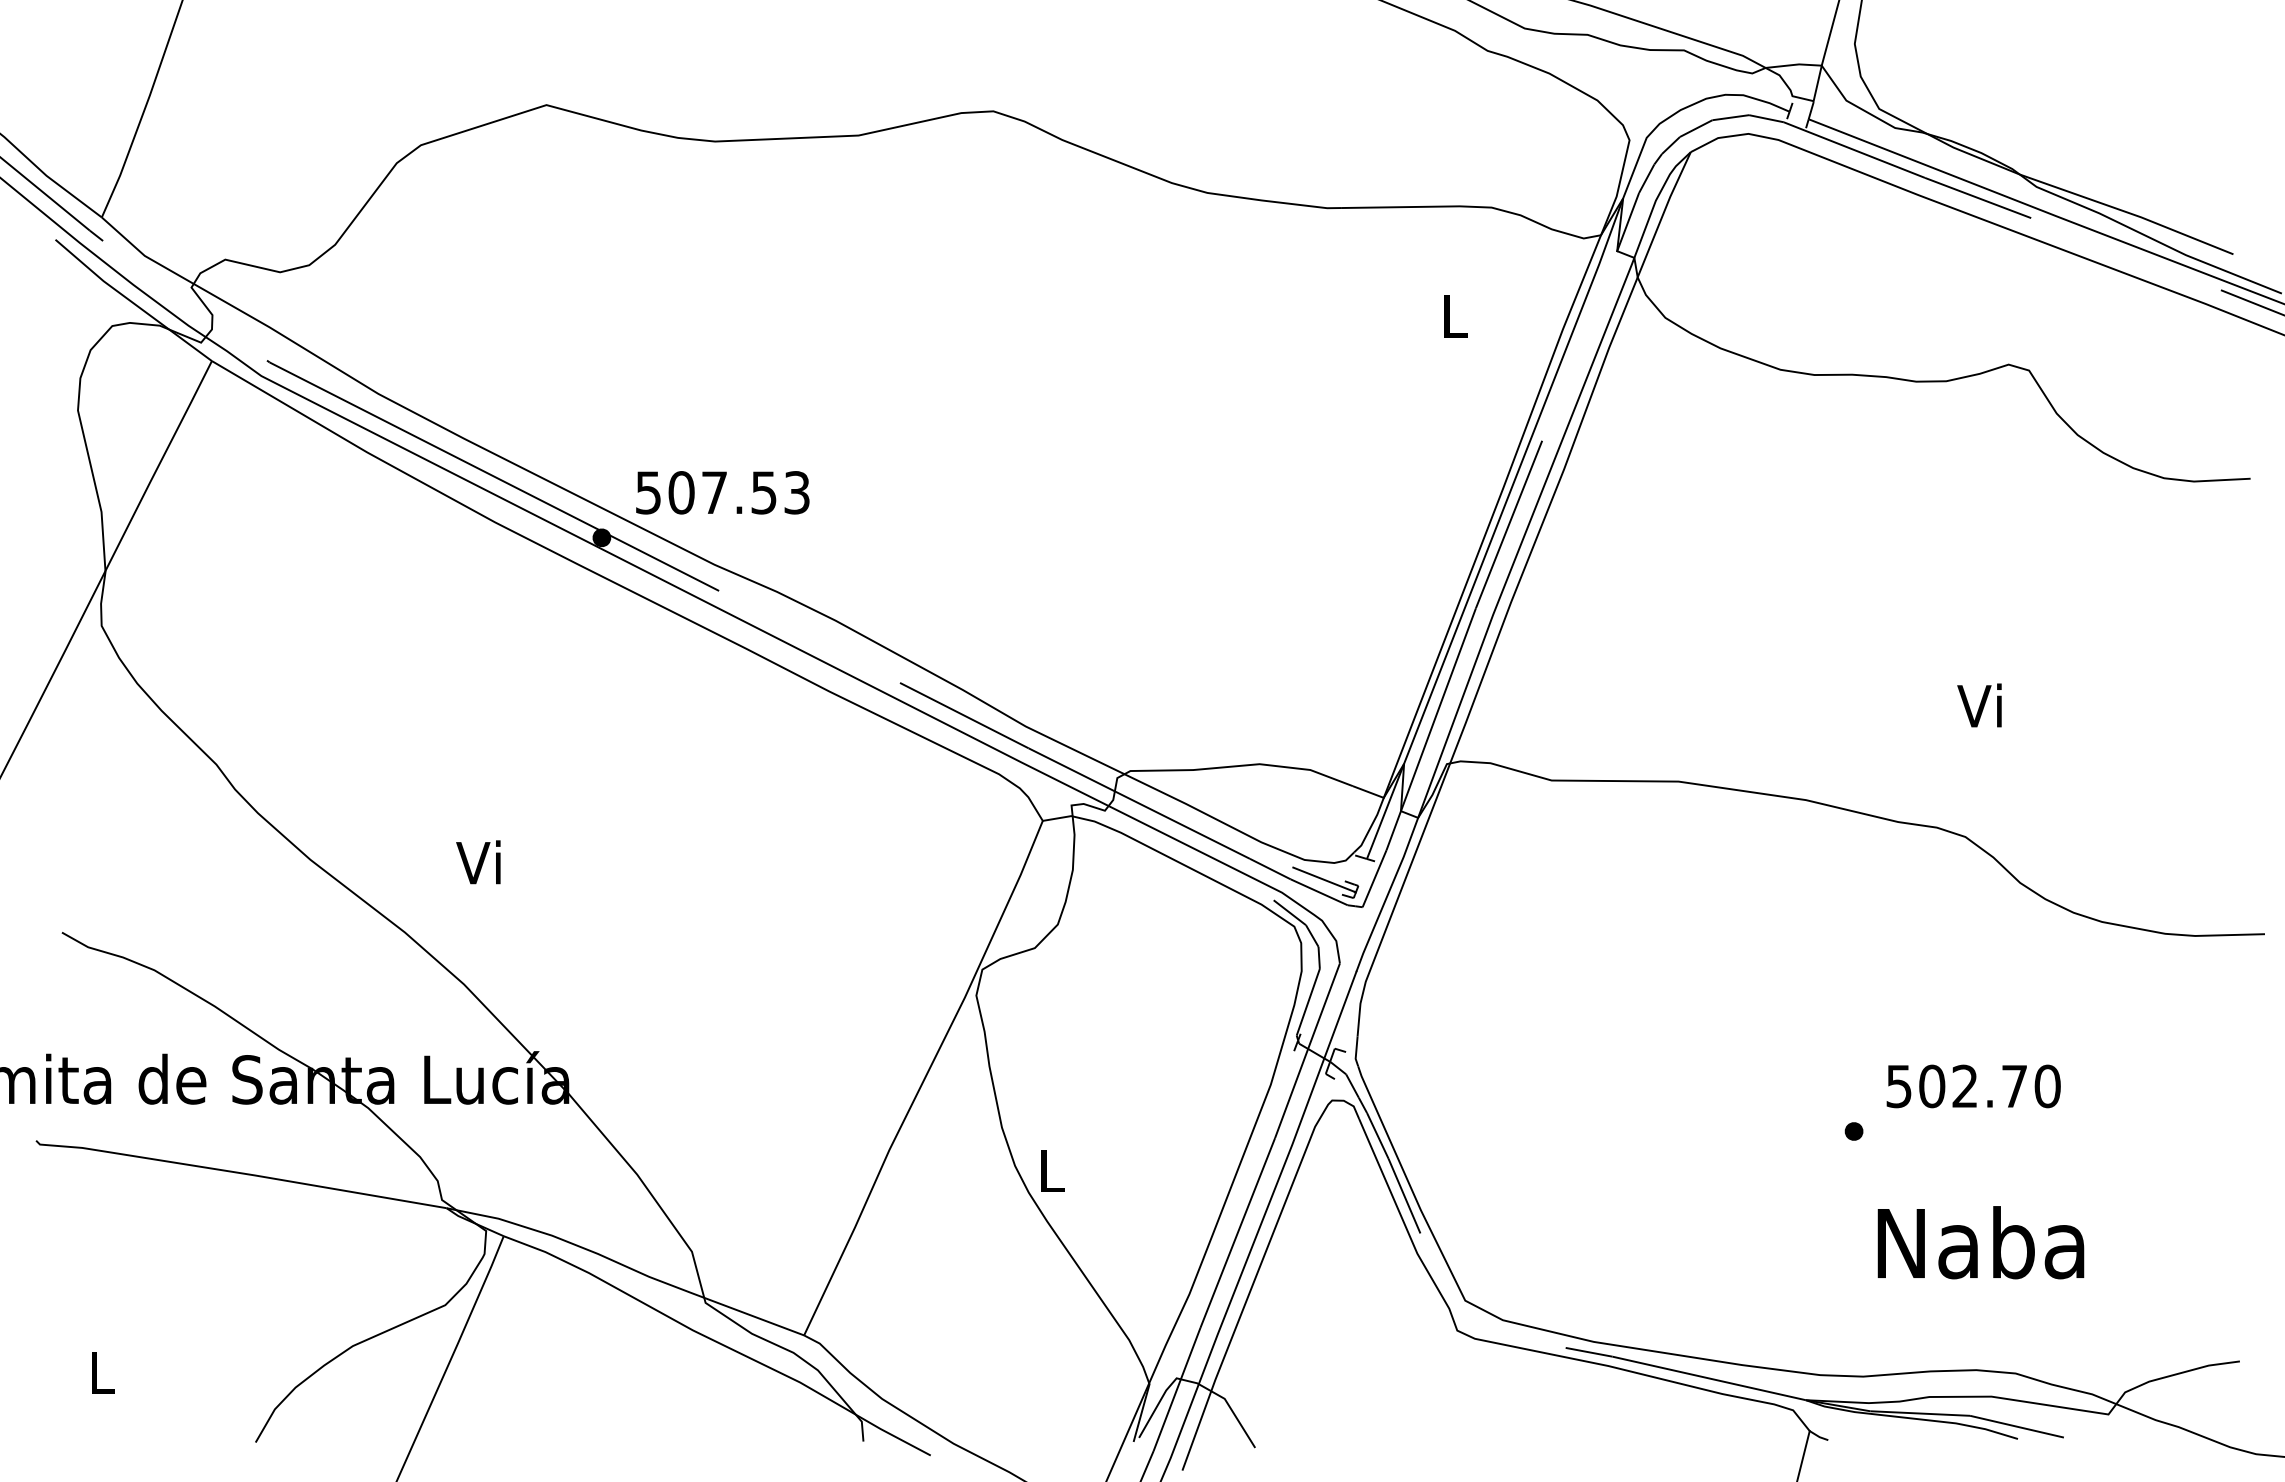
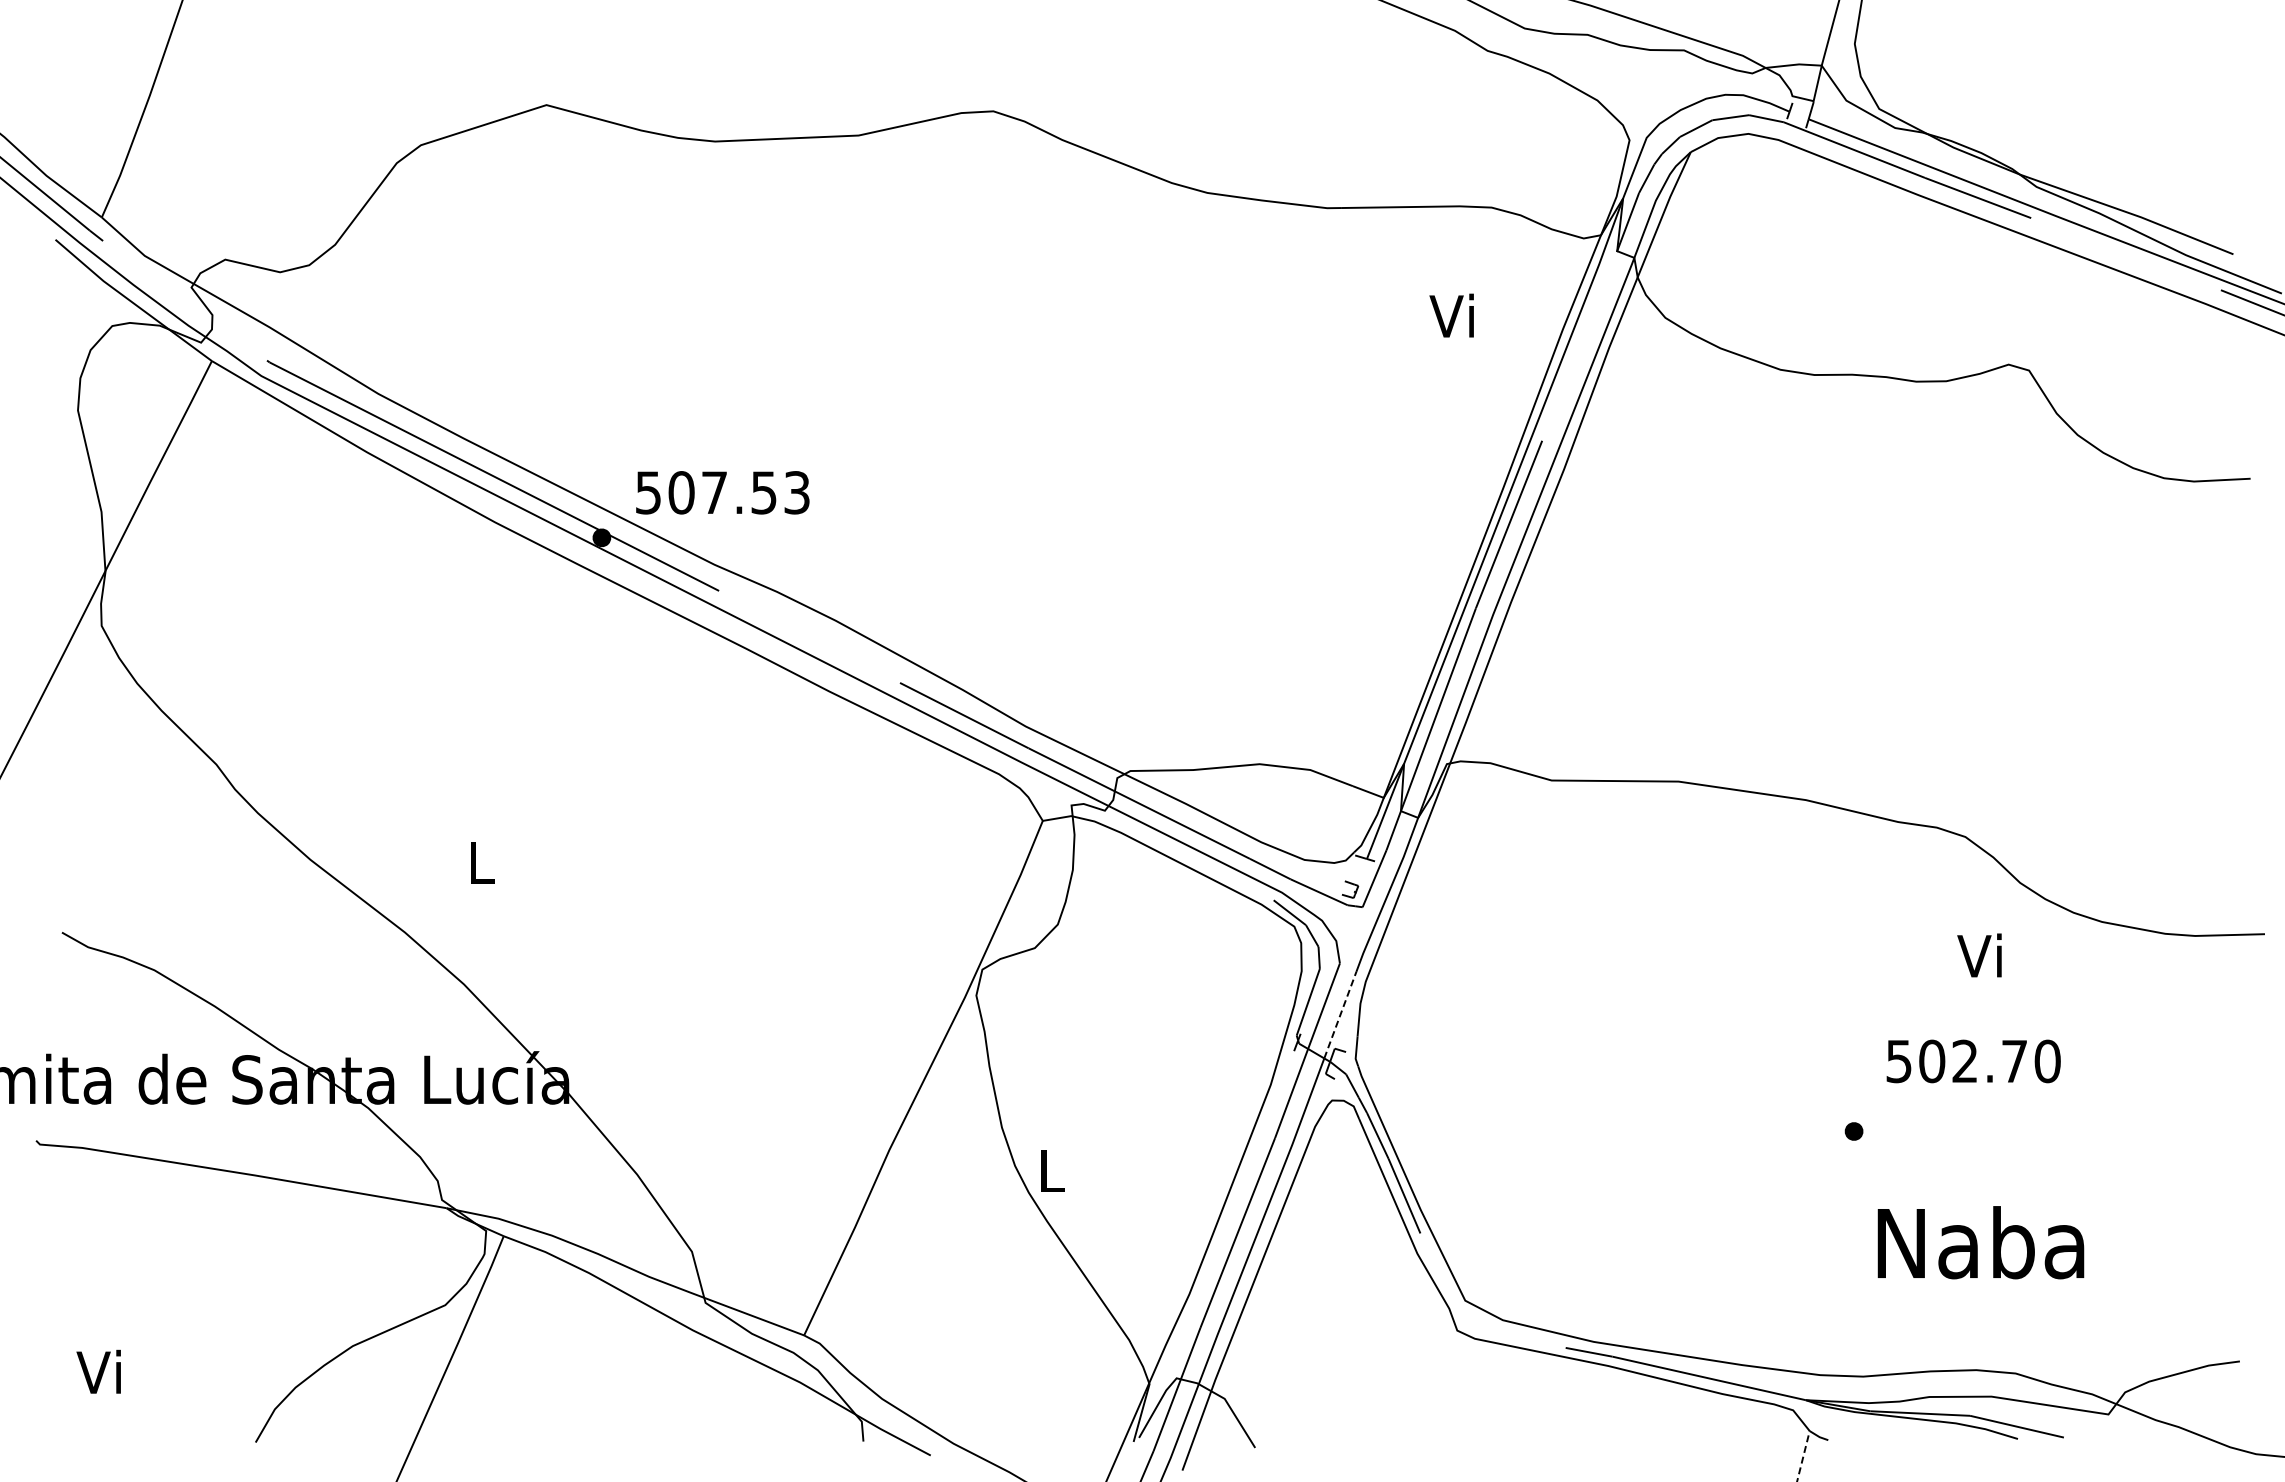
text: L -> Vi (1451, 315)
text position: (1979, 705) -> (1979, 955) (1979, 955)
text: Vi -> L (478, 862)
line: present -> none (1323, 879)
line: solid -> dashed (1340, 1014)
text position: (1973, 1086) -> (1973, 1061) (1973, 1061)
text: L -> Vi (98, 1371)
line: solid -> dashed (1803, 1456)
